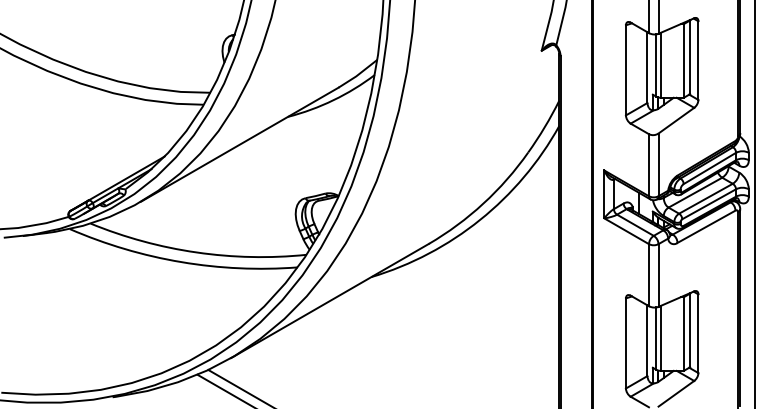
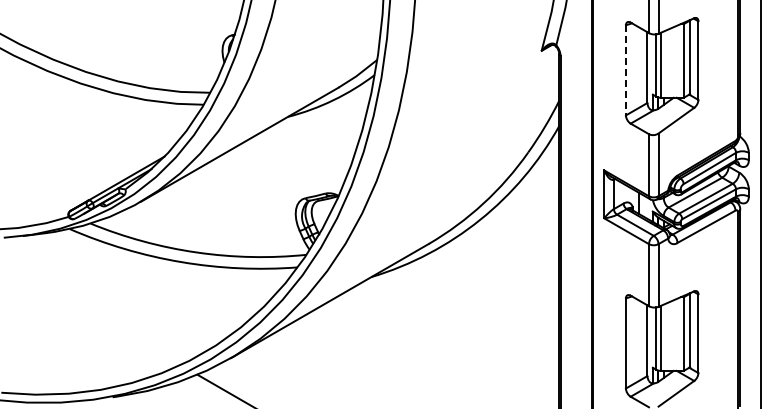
line: solid -> dashed (625, 70)
line position: (755, 203) -> (761, 203) (761, 203)
line: present -> none (239, 387)
